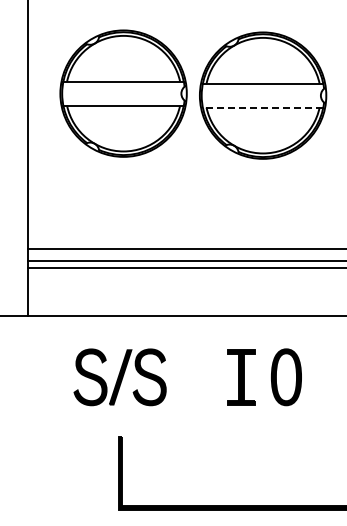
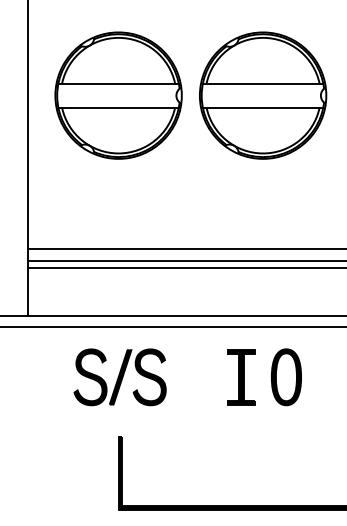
part position: (123, 93) -> (118, 95) (118, 95)
line: dashed -> solid (262, 107)
line: none -> present (172, 326)
